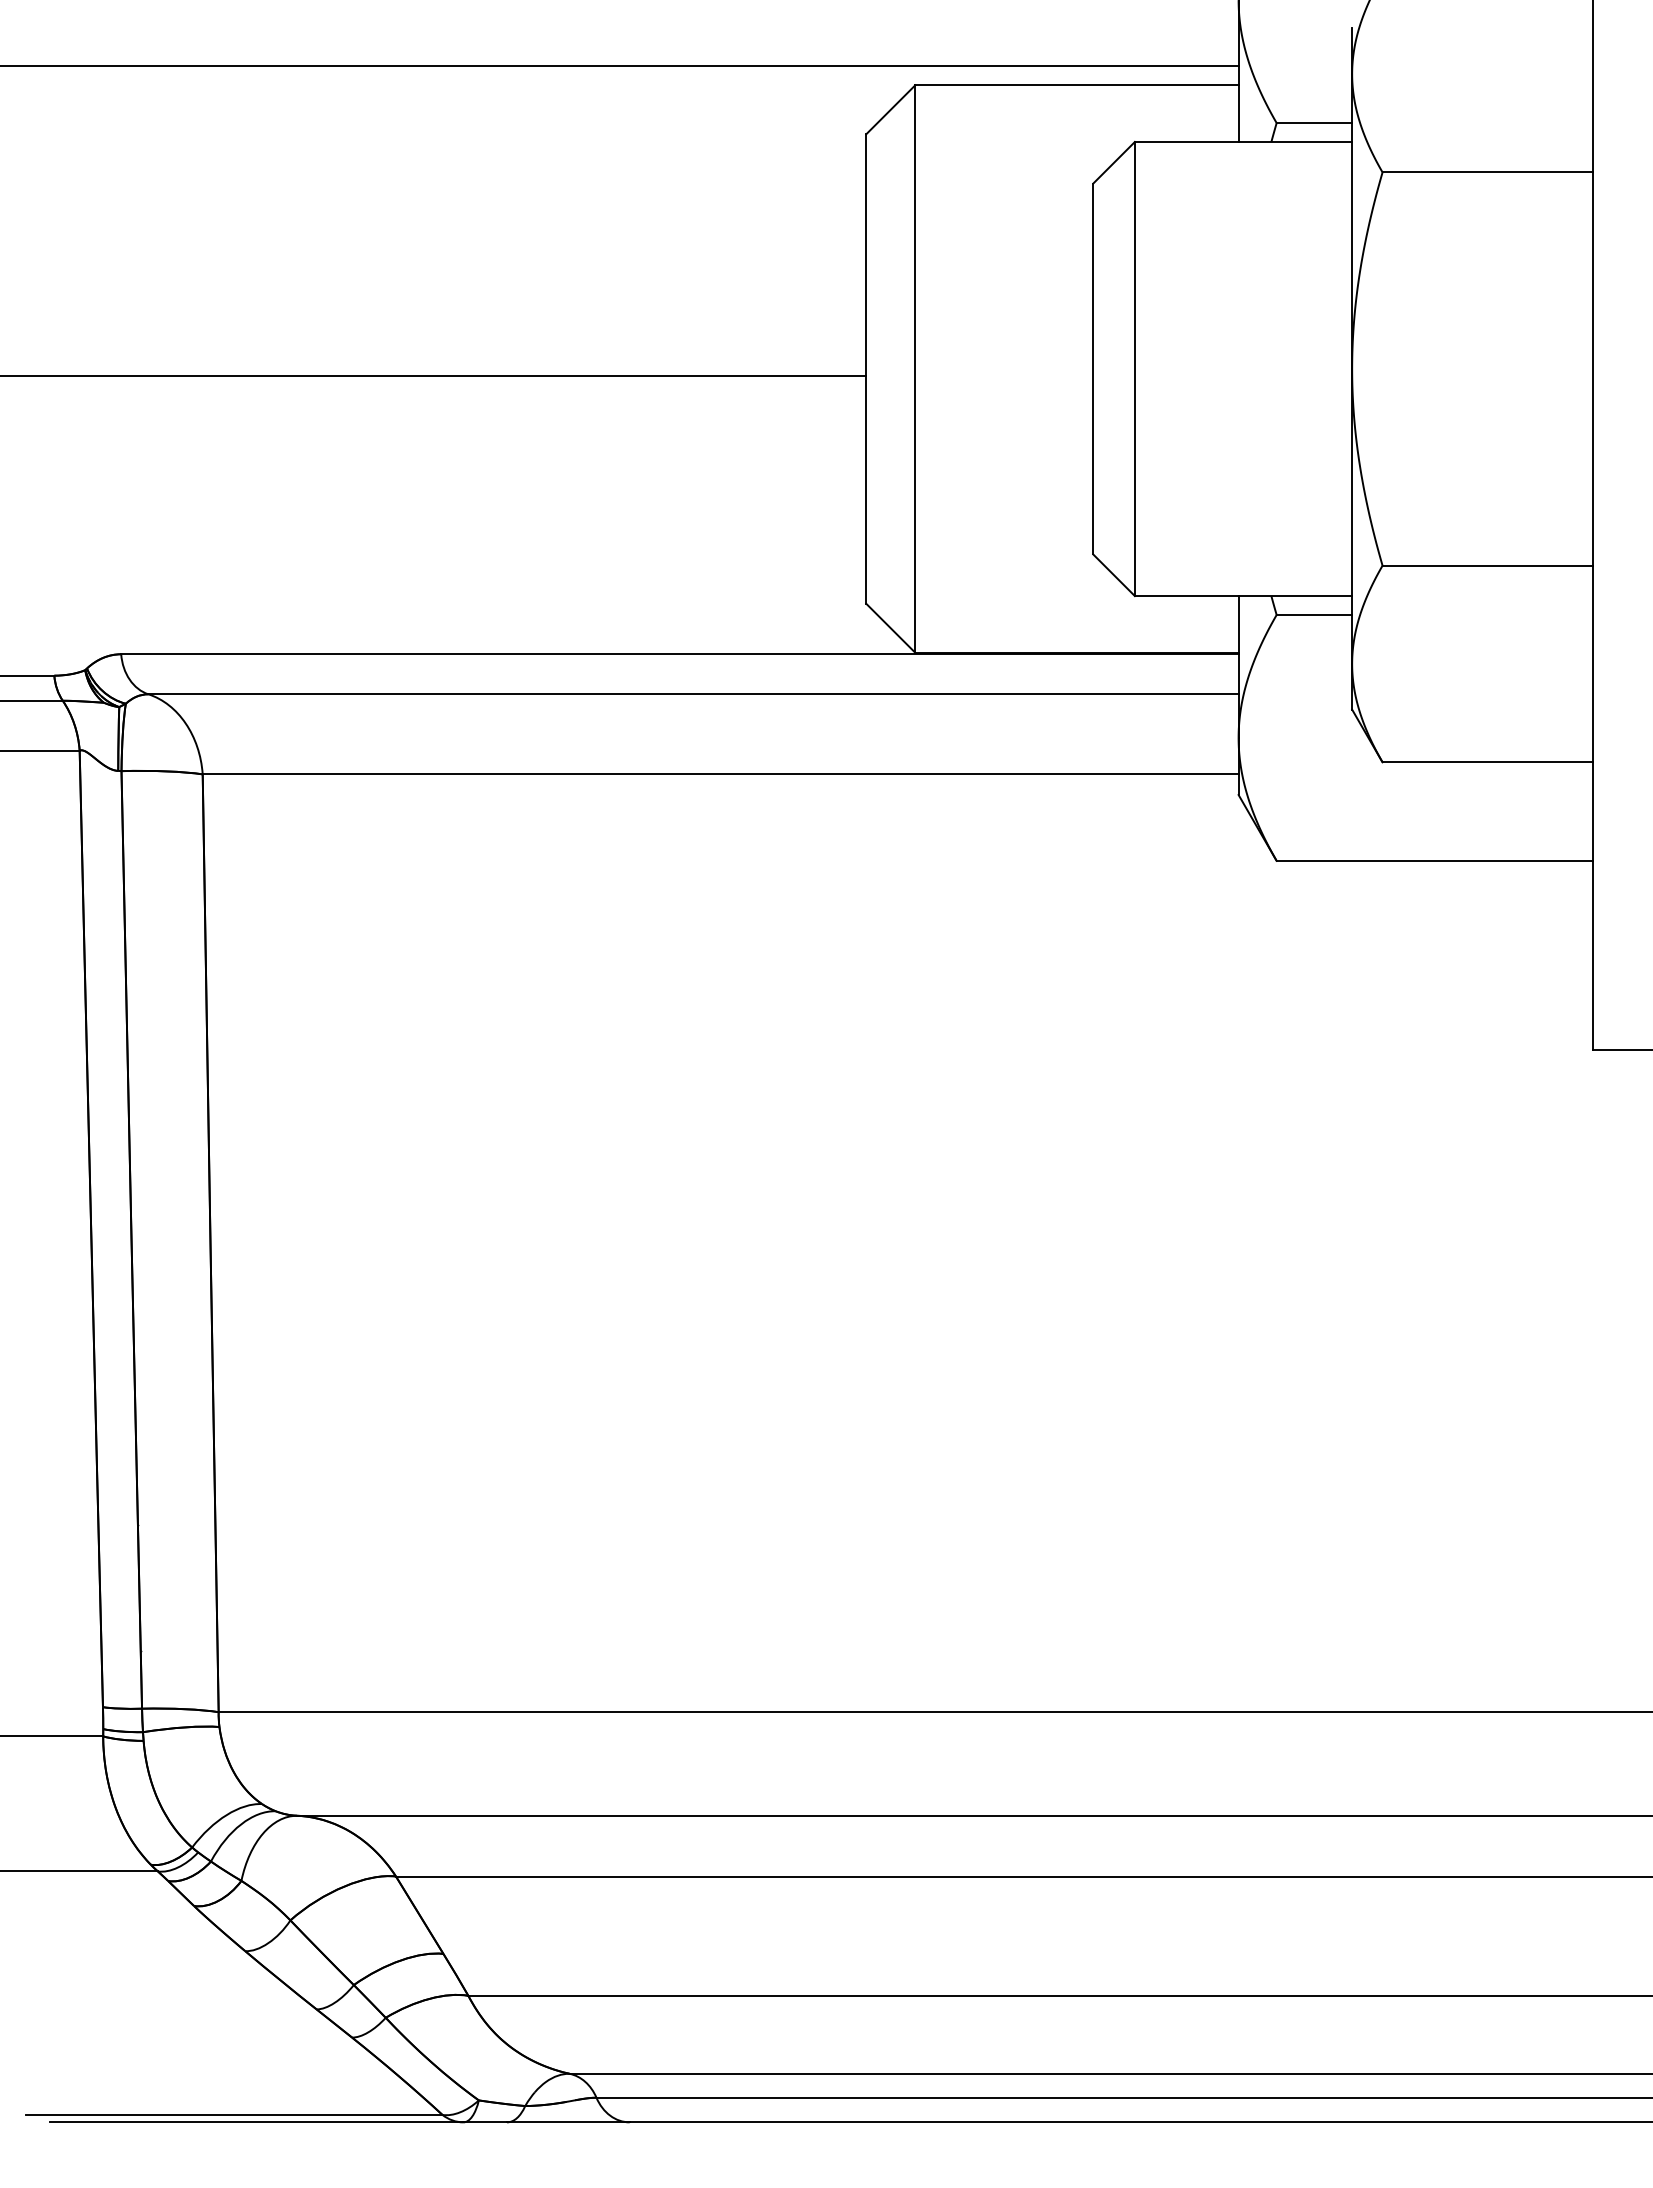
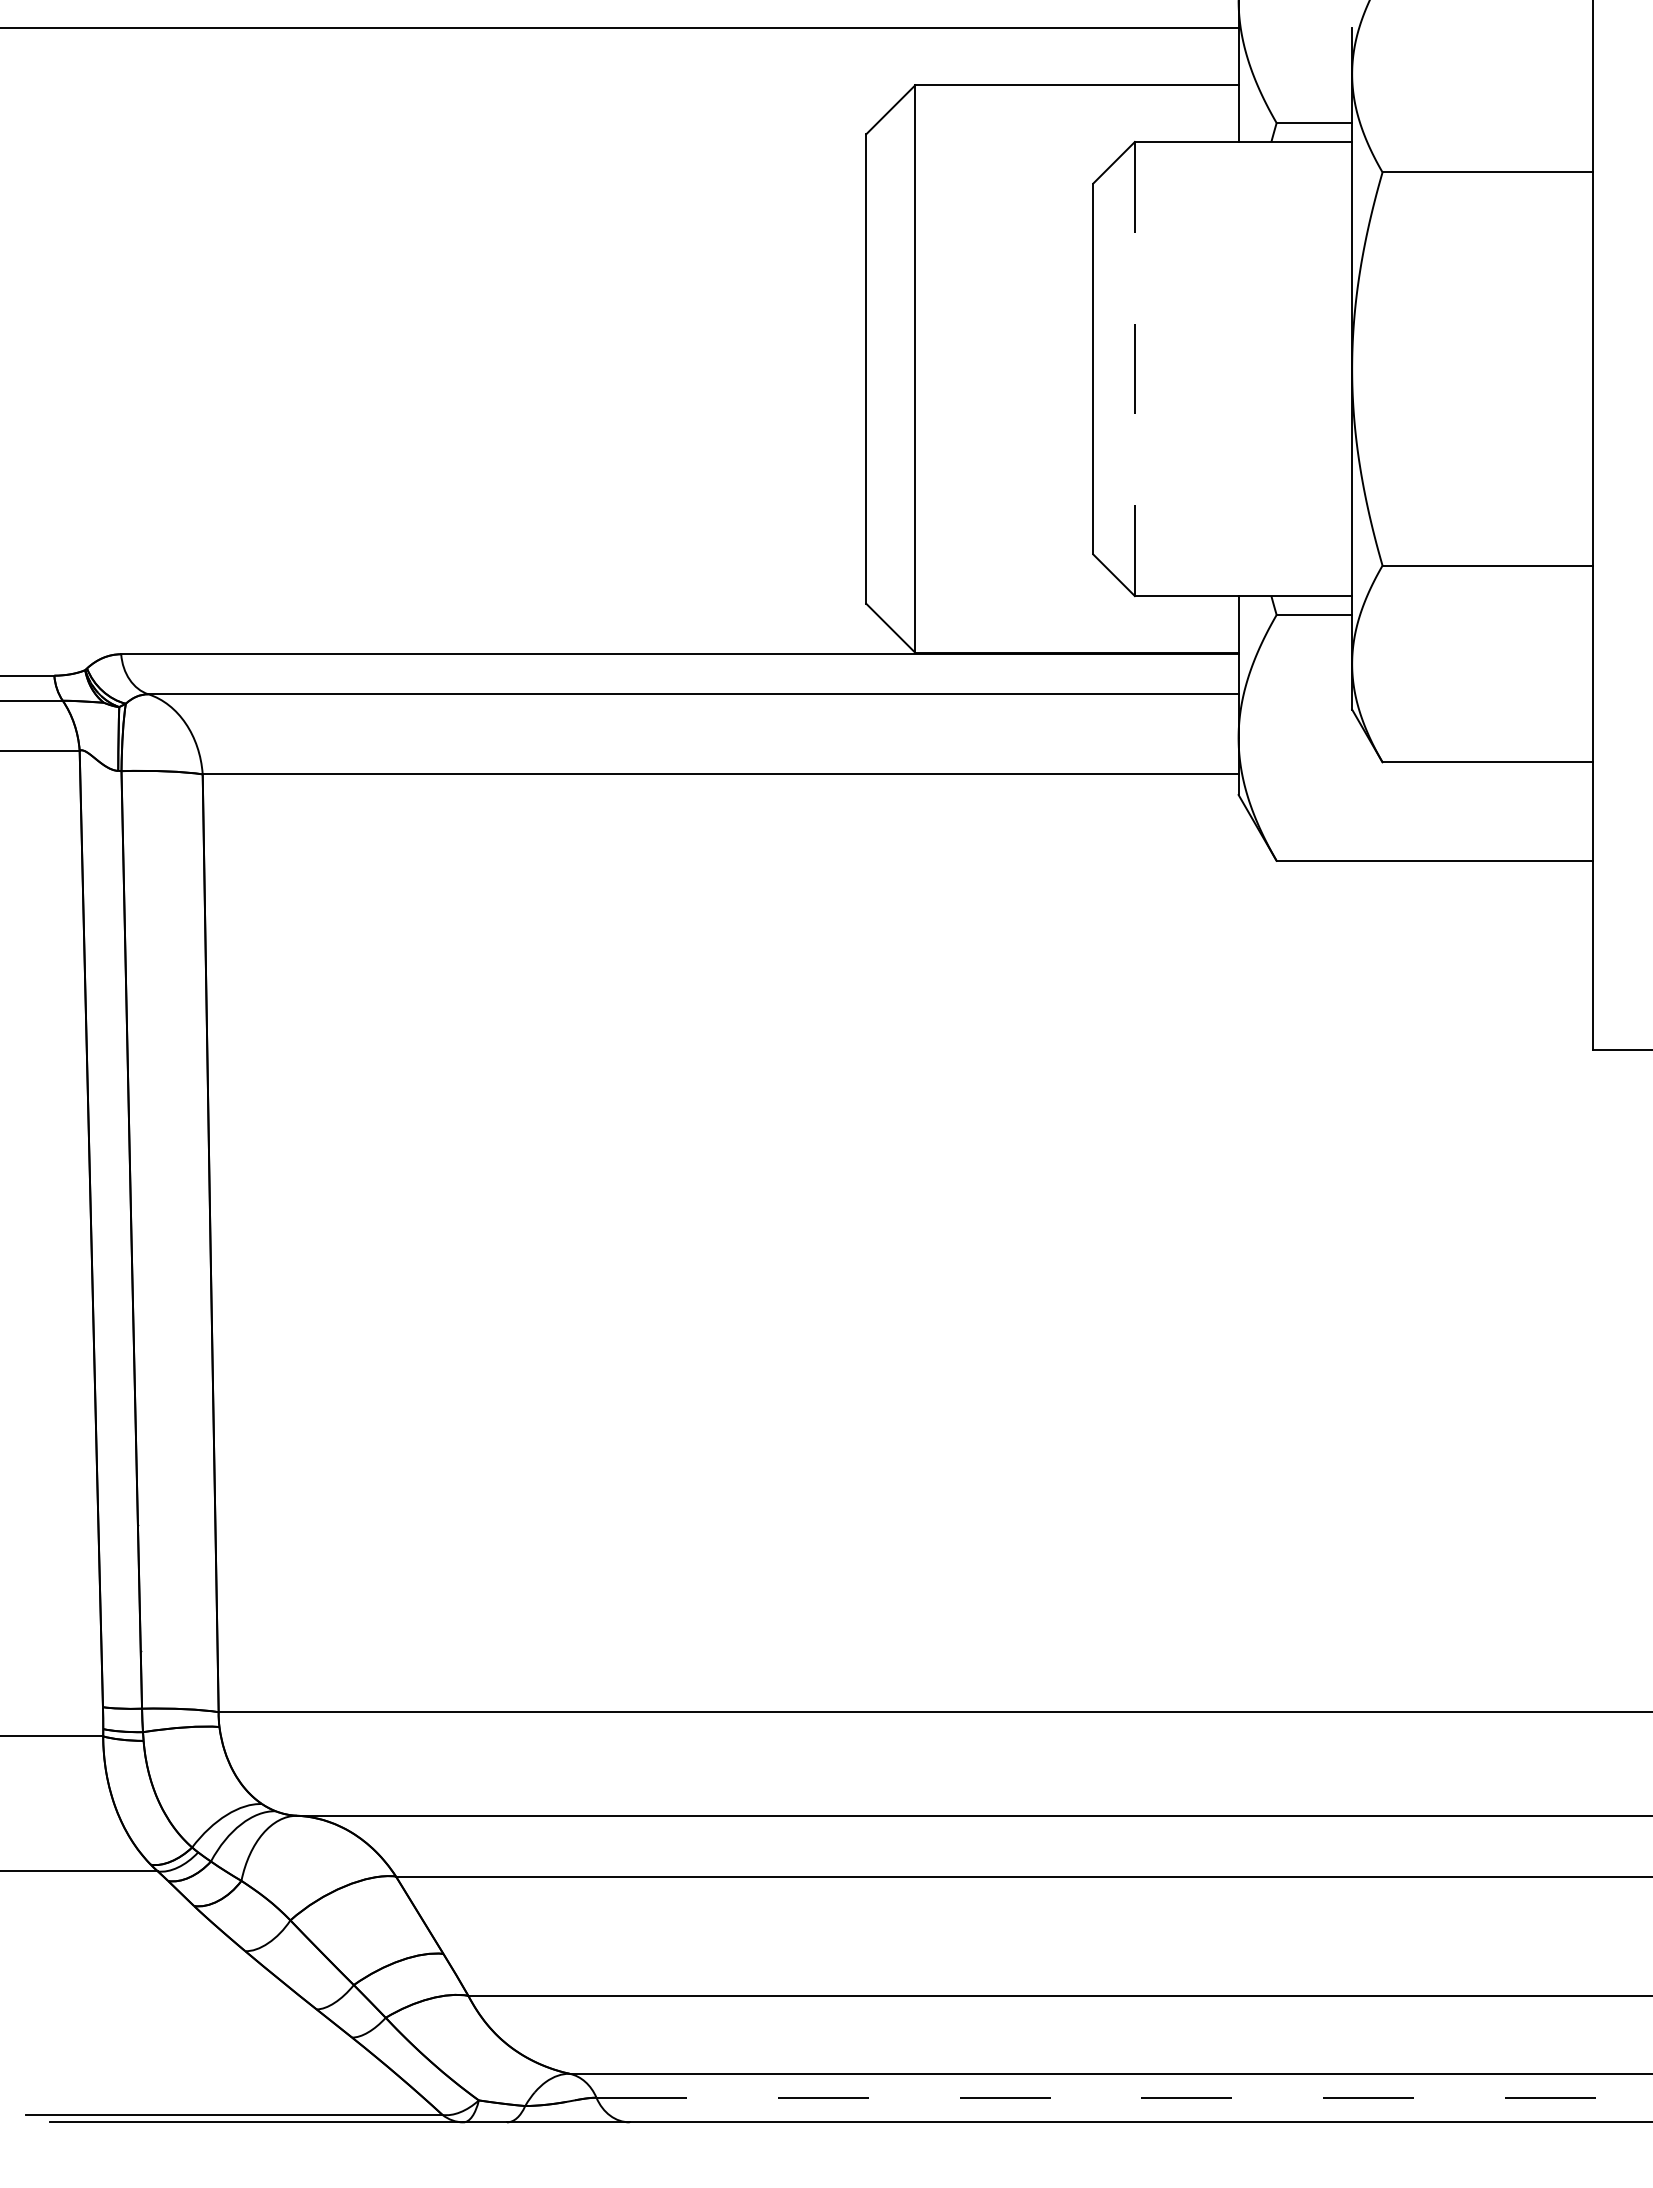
line position: (620, 65) -> (620, 27) (620, 27)
line: solid -> dashed (1134, 369)
line: present -> none (434, 375)
line: solid -> dashed (1124, 2097)
